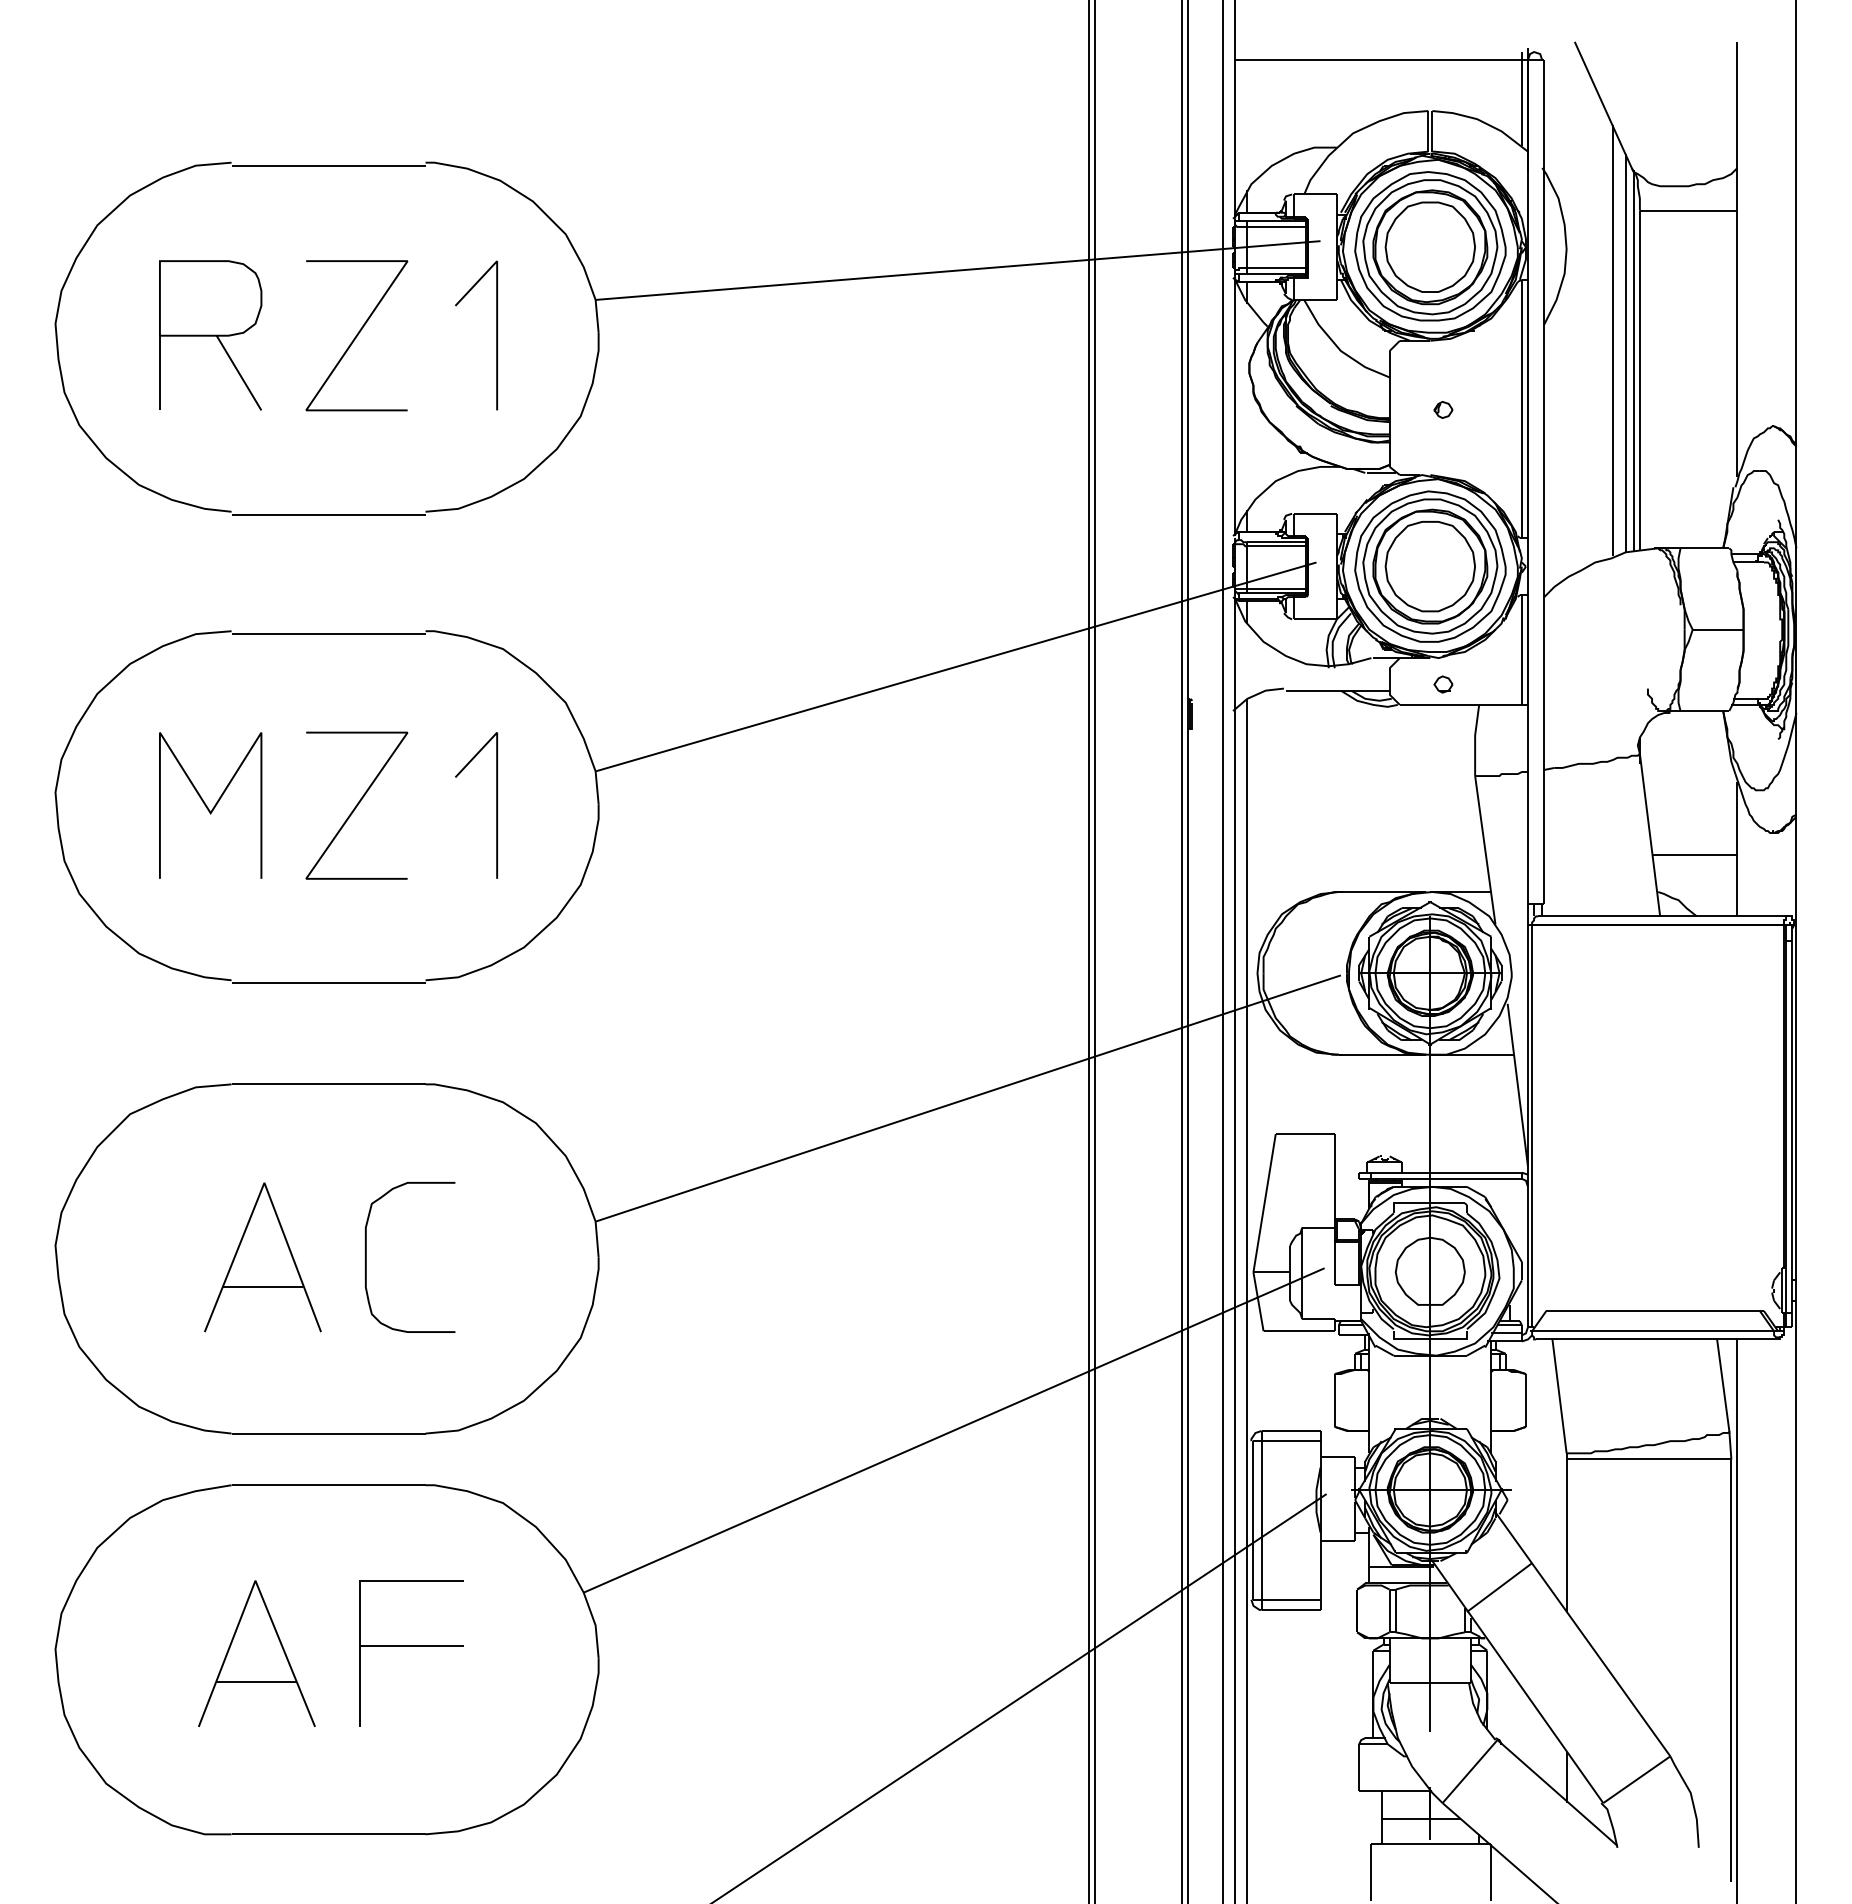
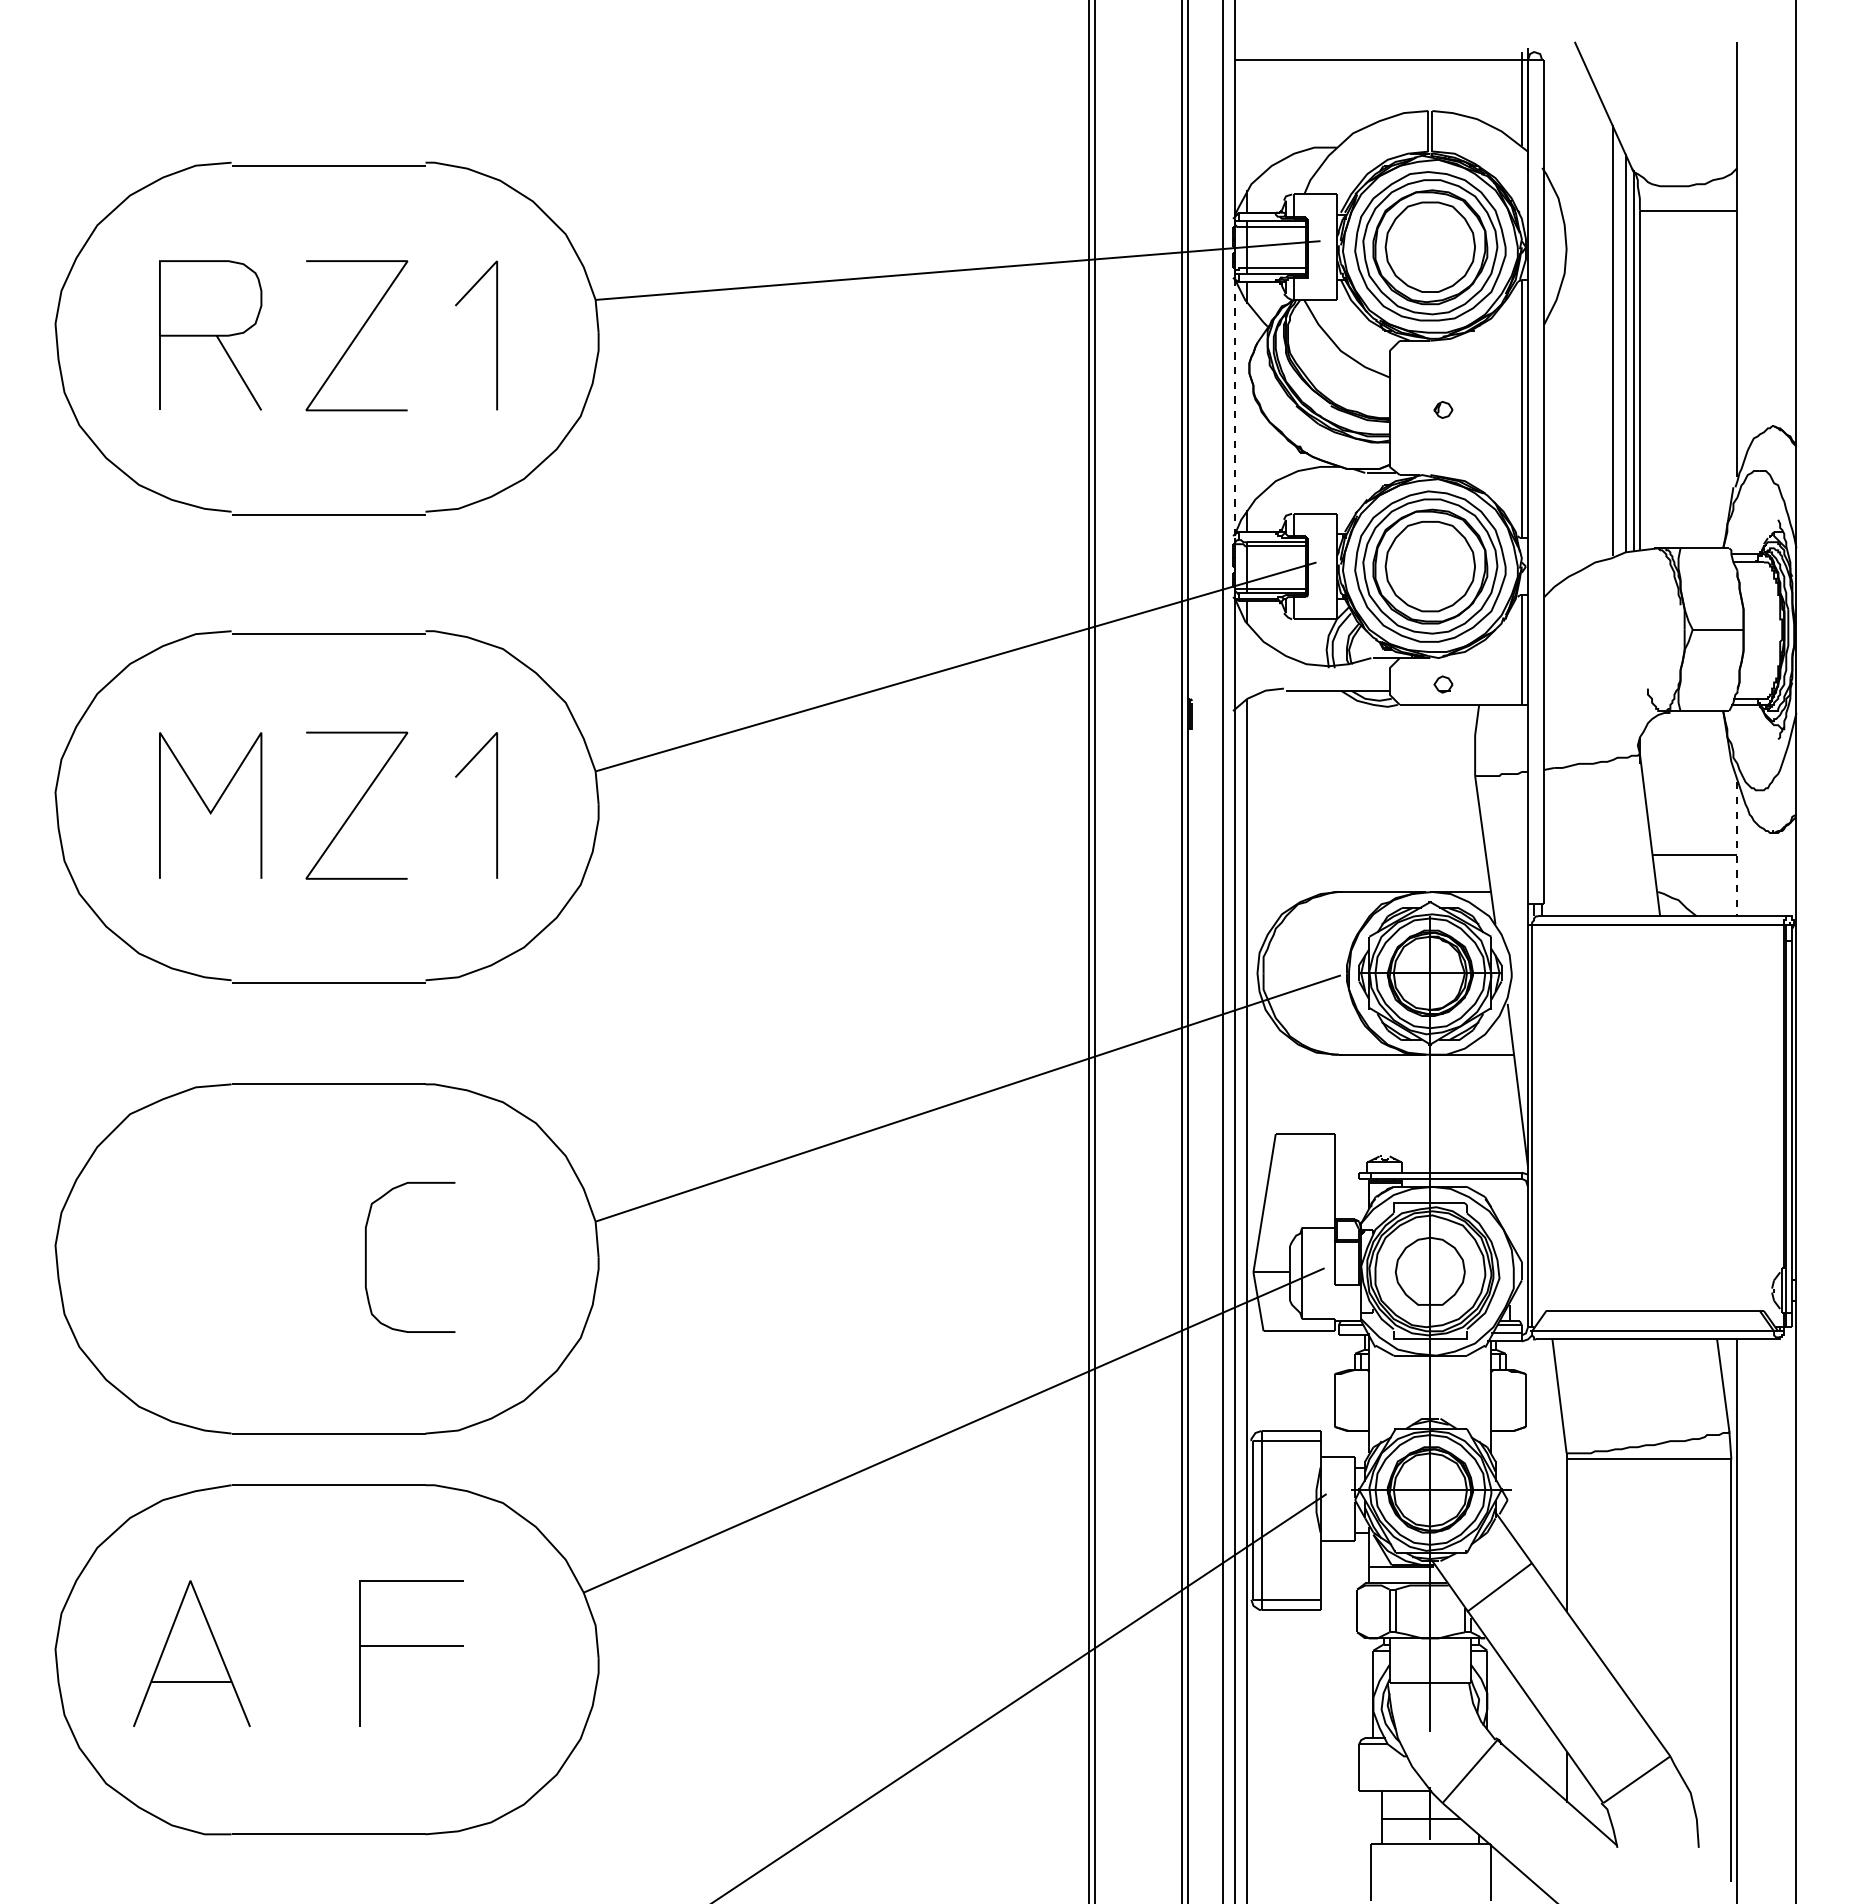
line: solid -> dashed (1235, 406)
line: solid -> dashed (1737, 849)
part: present -> none (262, 1257)
part position: (256, 1653) -> (191, 1653) (191, 1653)
